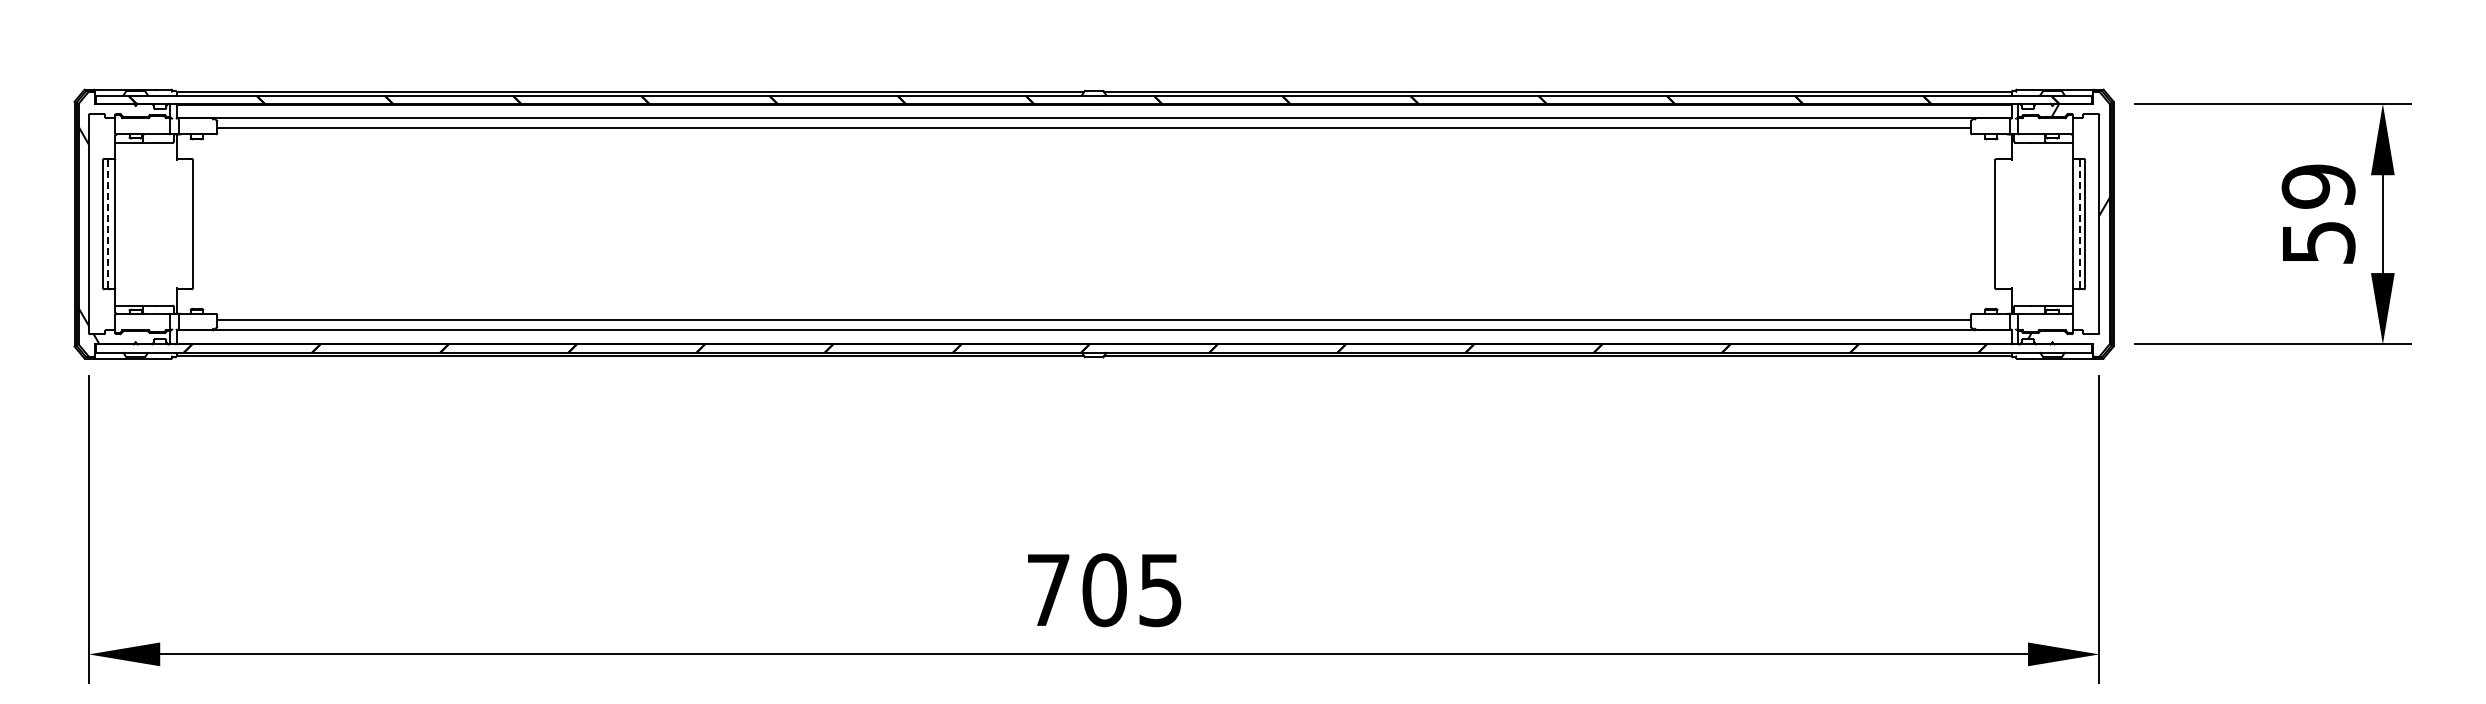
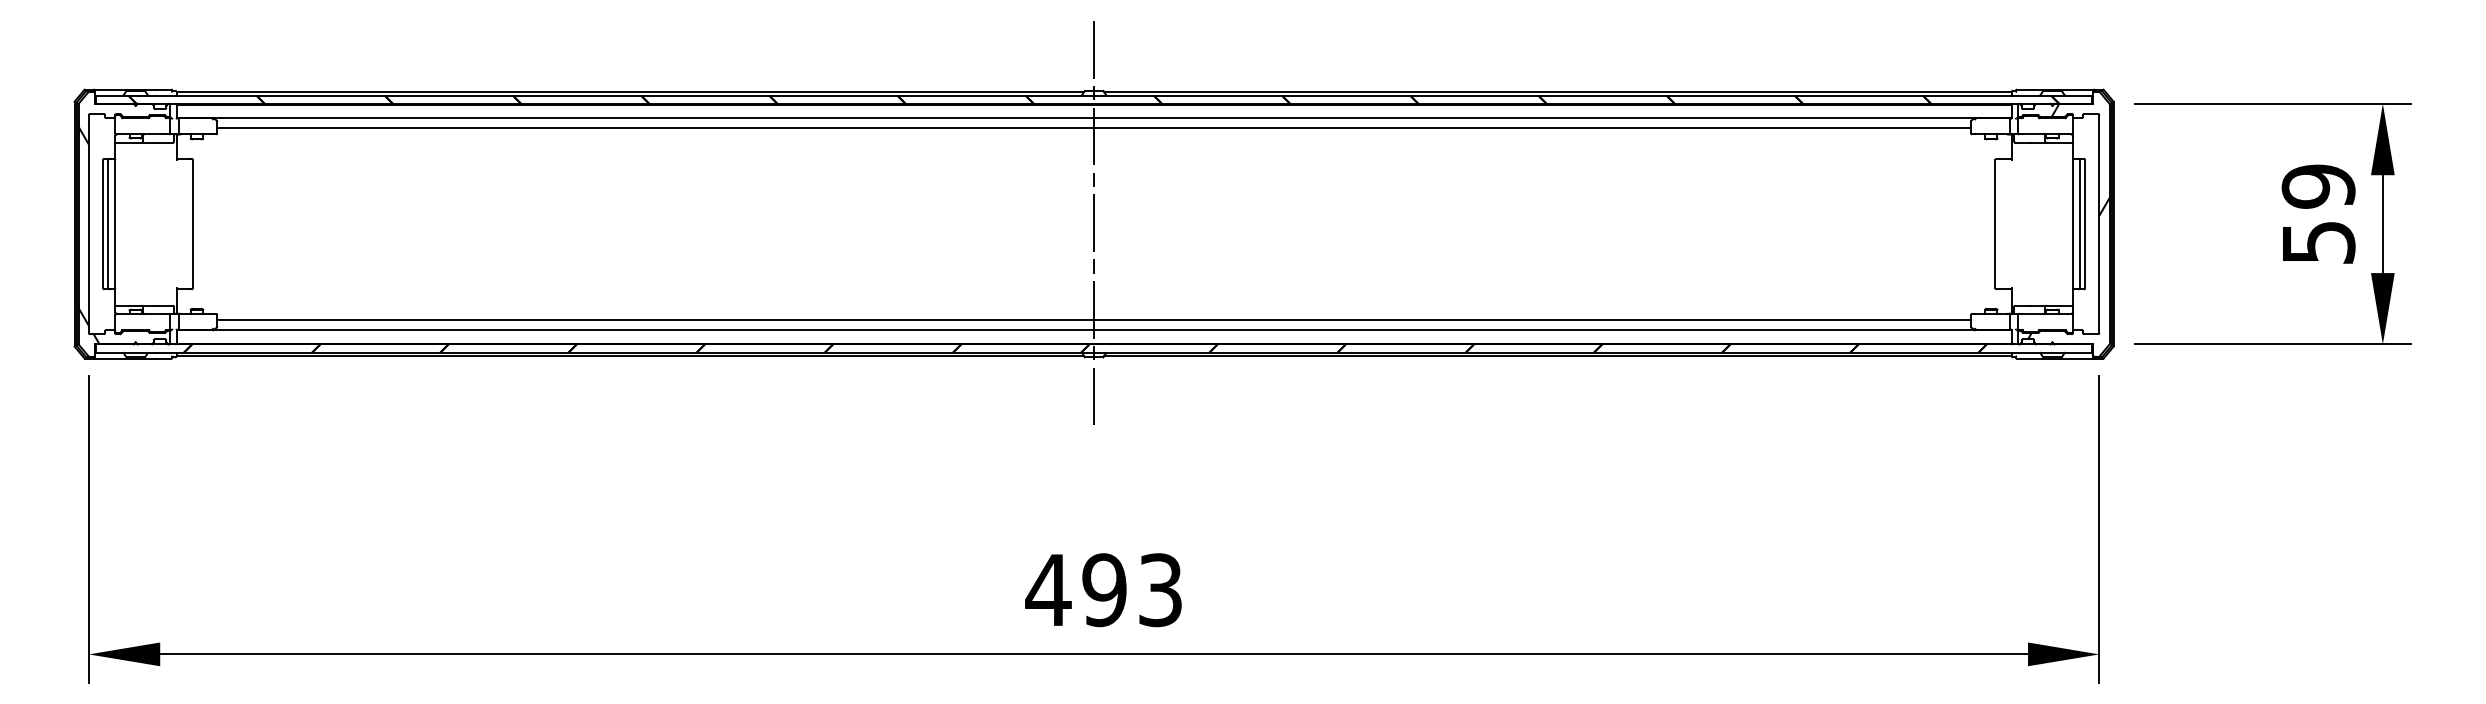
line: dashed -> solid (2079, 223)
line: dashed -> solid (108, 224)
line: none -> present (1094, 224)
text: 705 -> 493 (1103, 590)
